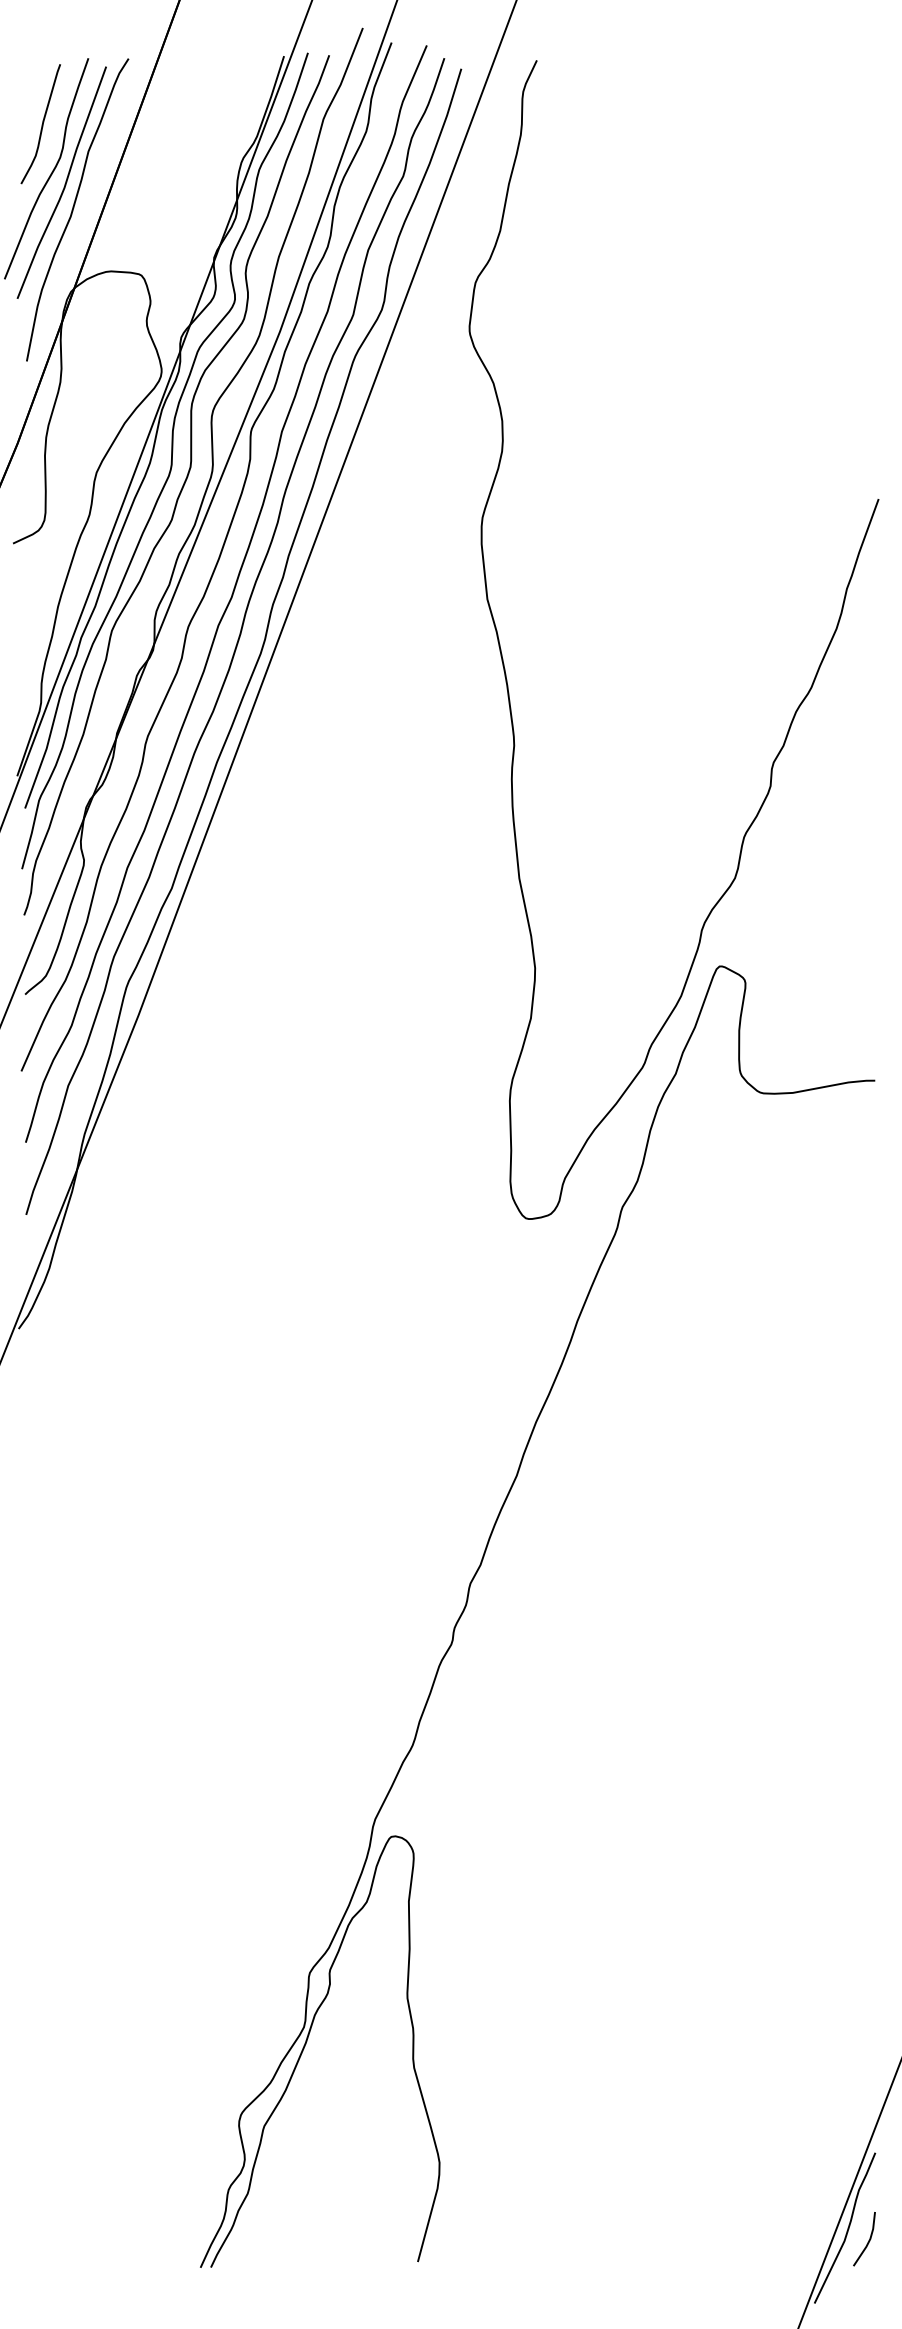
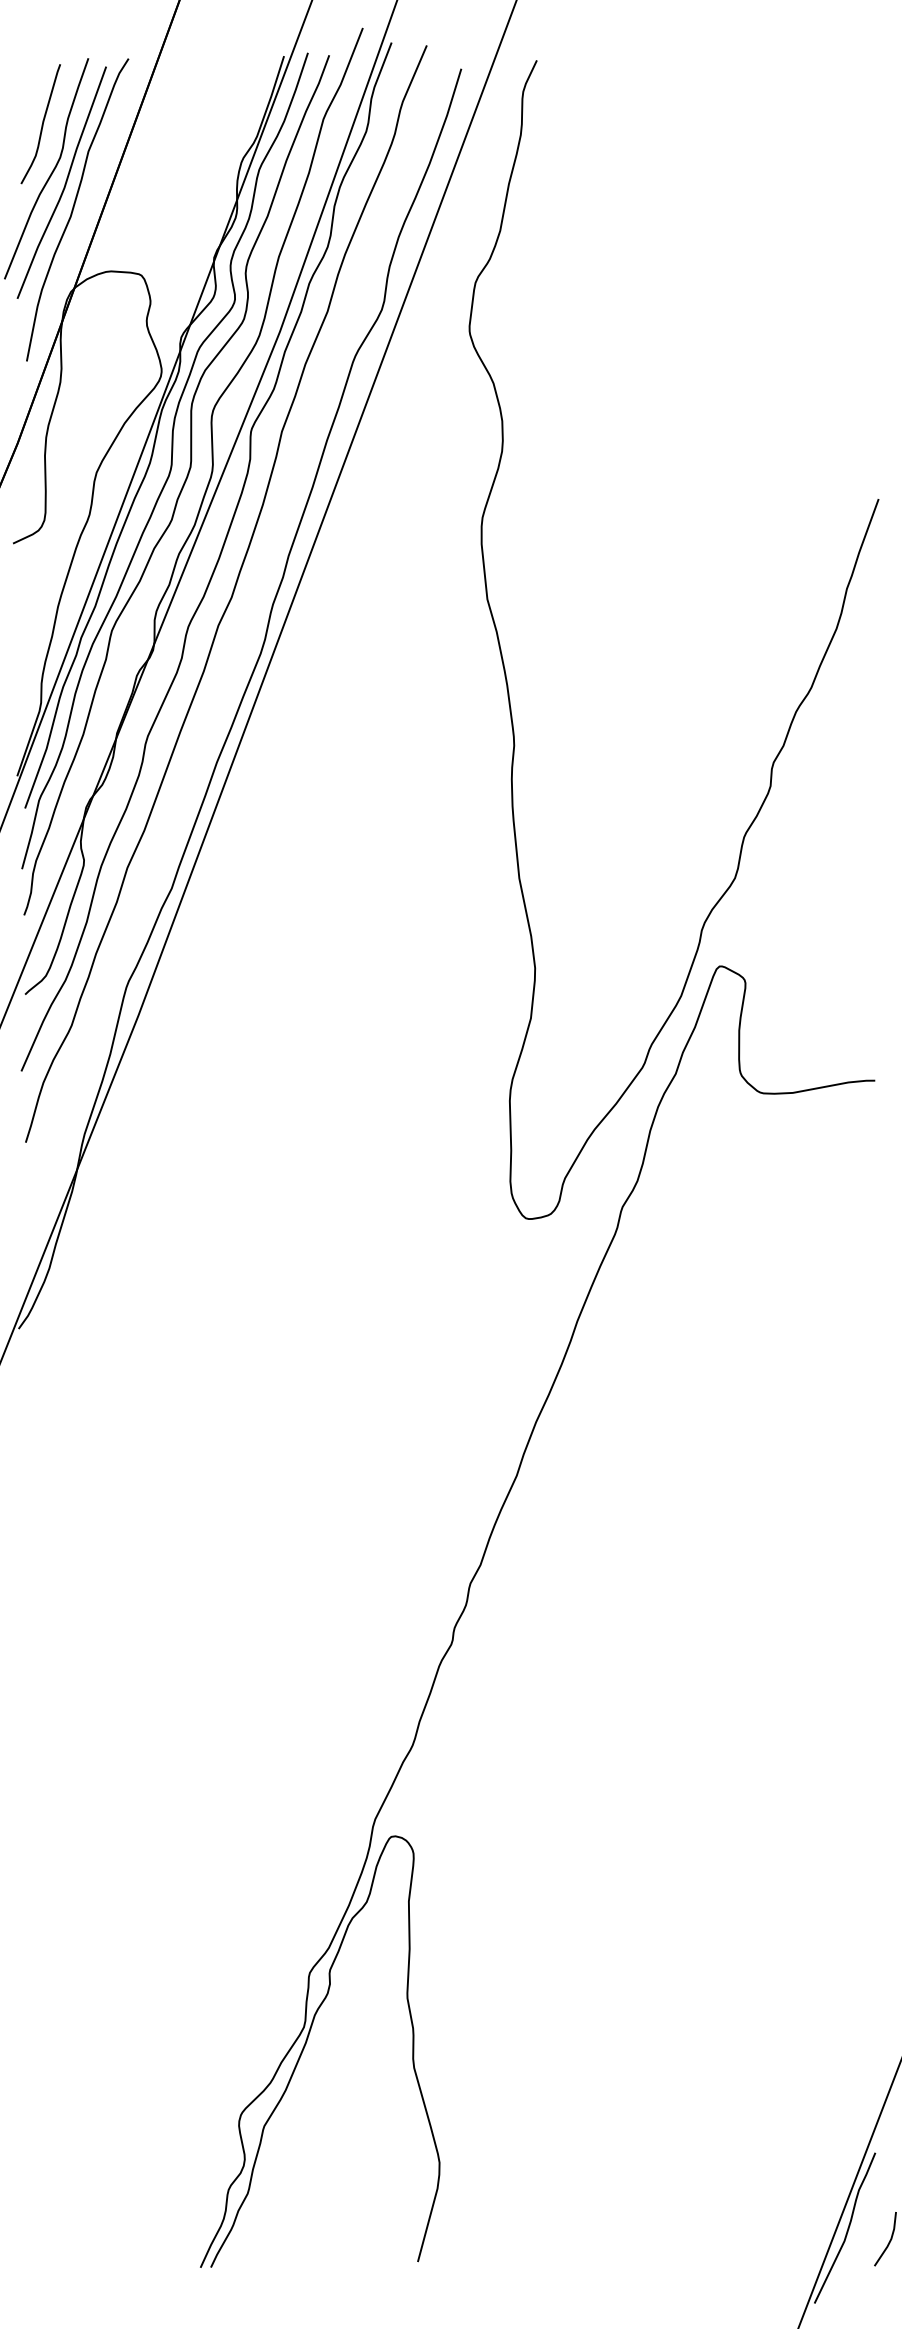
curve: present -> none (238, 636)
line position: (868, 2240) -> (889, 2240) (889, 2240)
